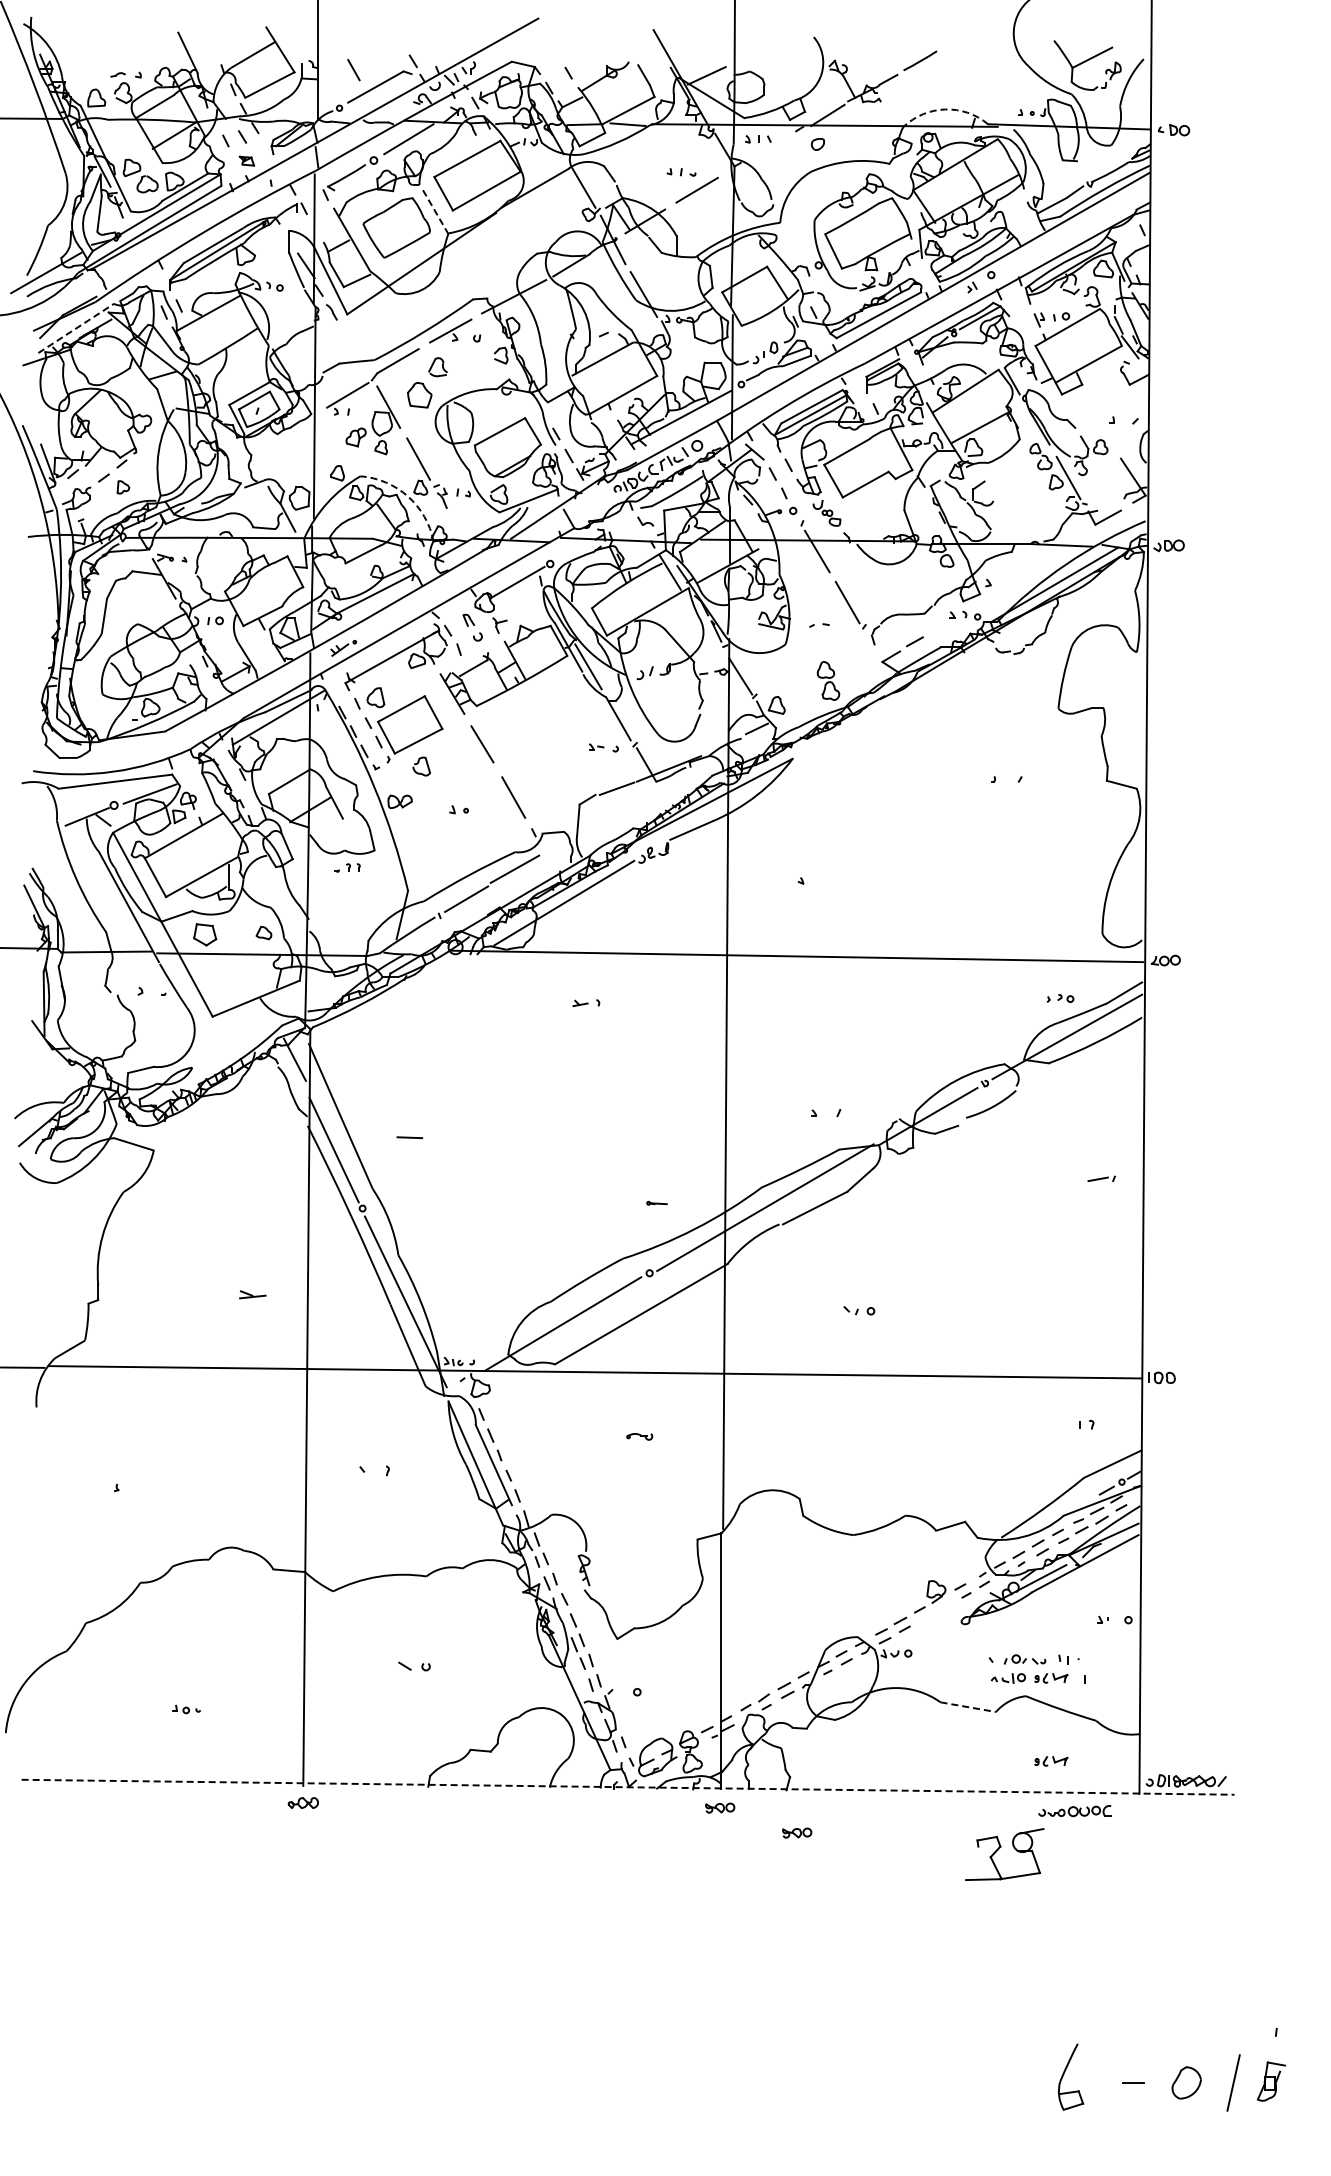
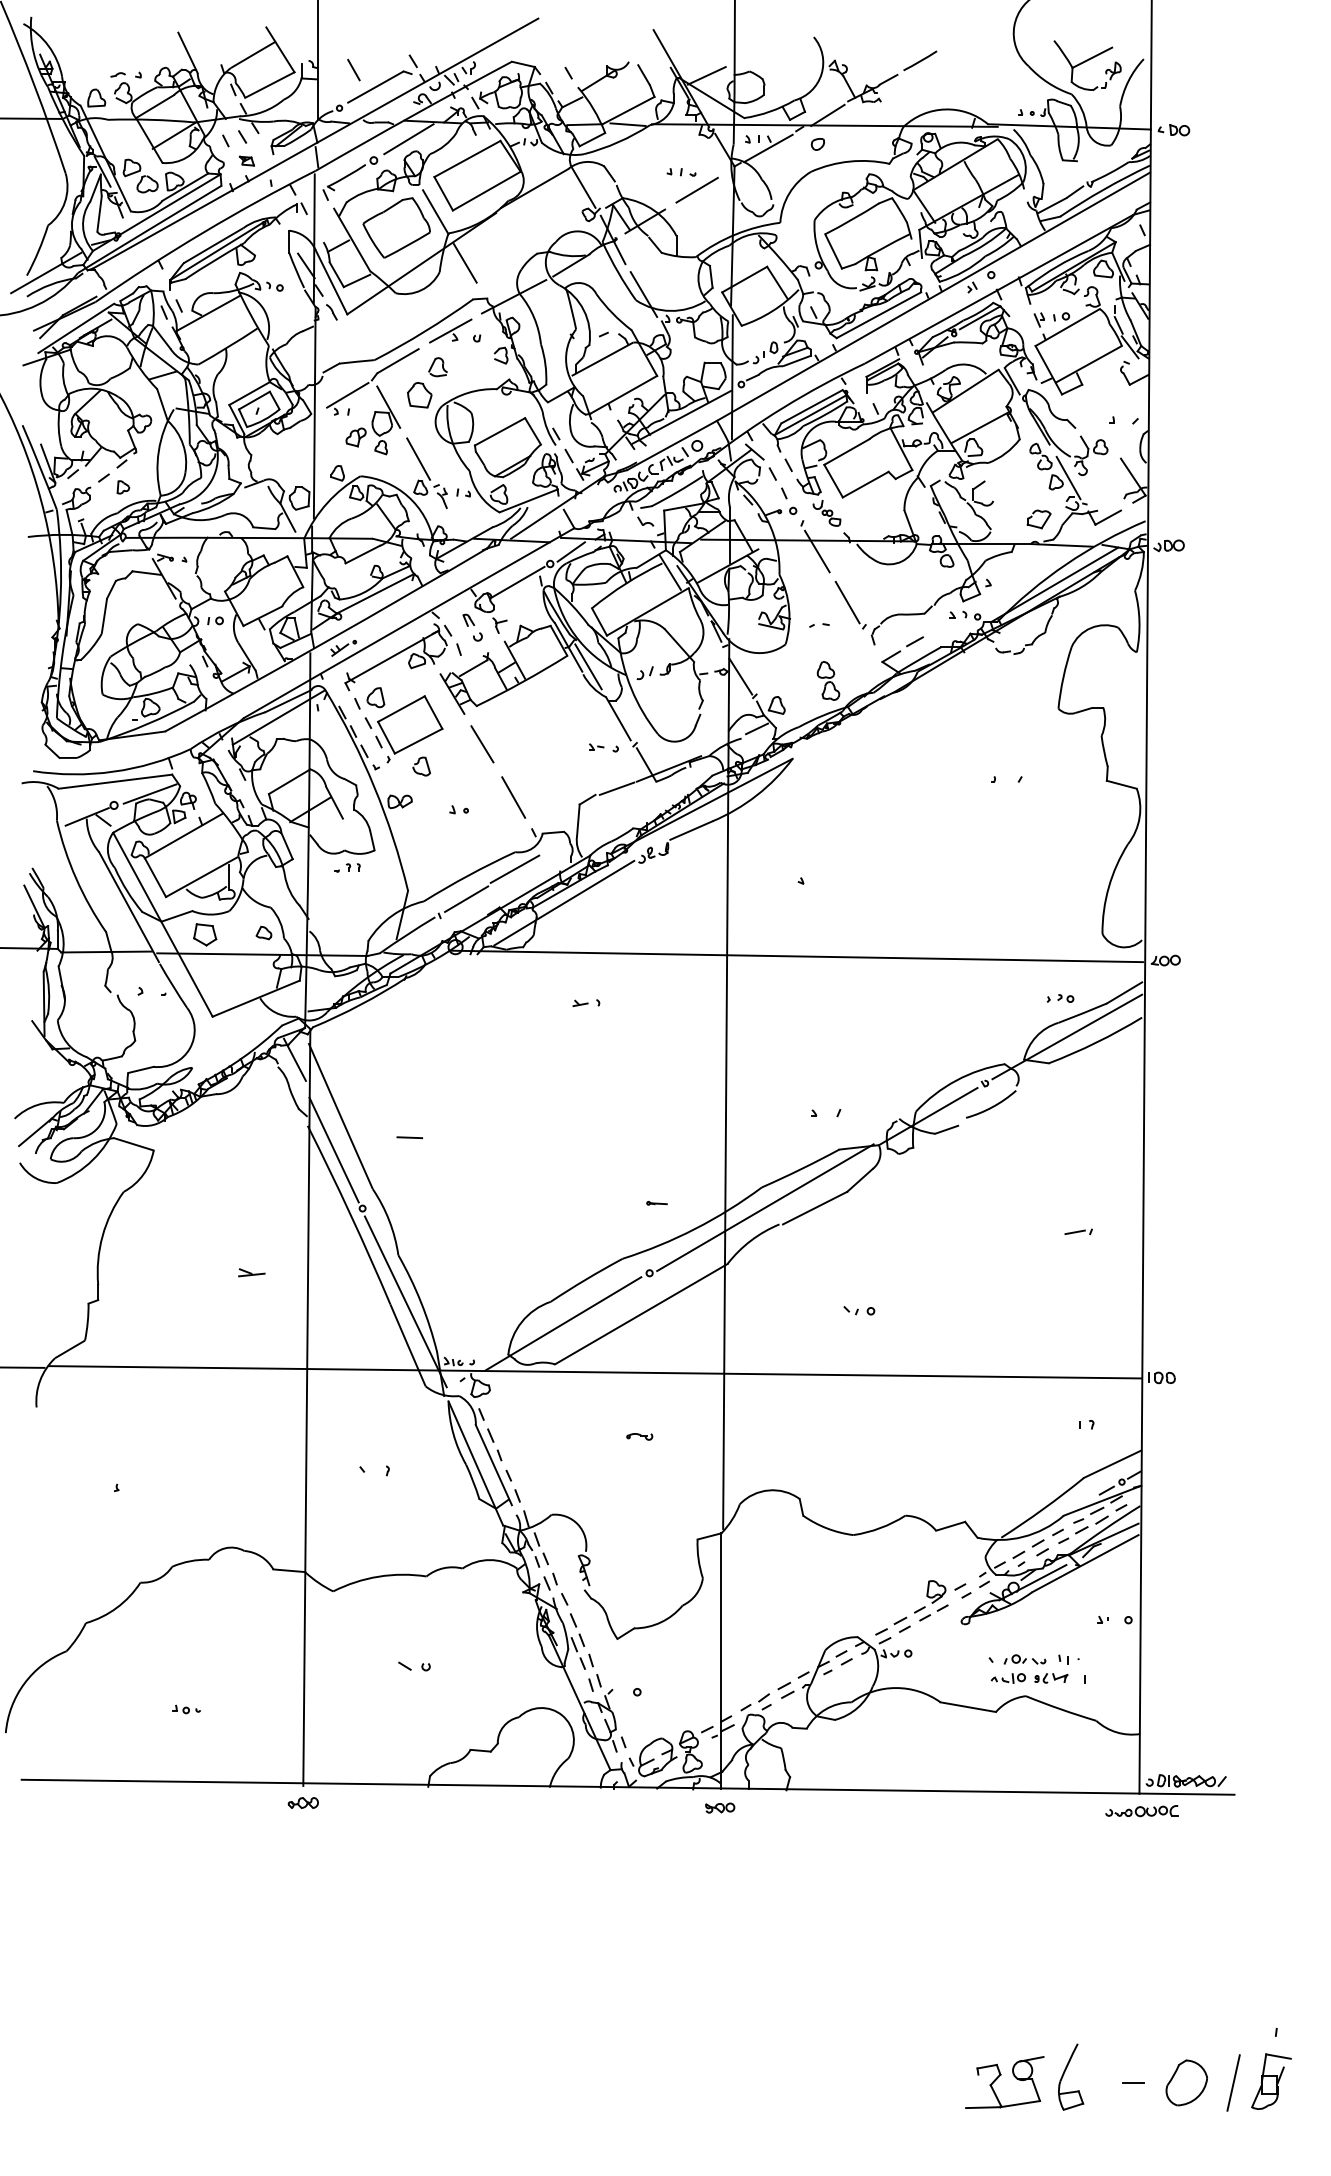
arc: dashed -> solid (945, 109)
line: none -> present (768, 148)
line: dashed -> solid (436, 212)
line: none -> present (464, 262)
line: dashed -> solid (76, 328)
arc: dashed -> solid (408, 496)
part: none -> present (1032, 517)
line: none -> present (570, 551)
part position: (1101, 1178) -> (1078, 1231) (1078, 1231)
part position: (252, 1294) -> (251, 1272) (251, 1272)
part: none -> present (933, 1612)
line: dashed -> solid (968, 1707)
part: present -> none (1051, 1761)
line: dashed -> solid (628, 1787)
part position: (1074, 1811) -> (1141, 1811) (1141, 1811)
part: present -> none (797, 1832)
part position: (999, 1849) -> (999, 2077) (999, 2077)
part size: 30x41 px -> 41x57 px (1271, 2081)
part size: 31x34 px -> 43x48 px (1186, 2082)
